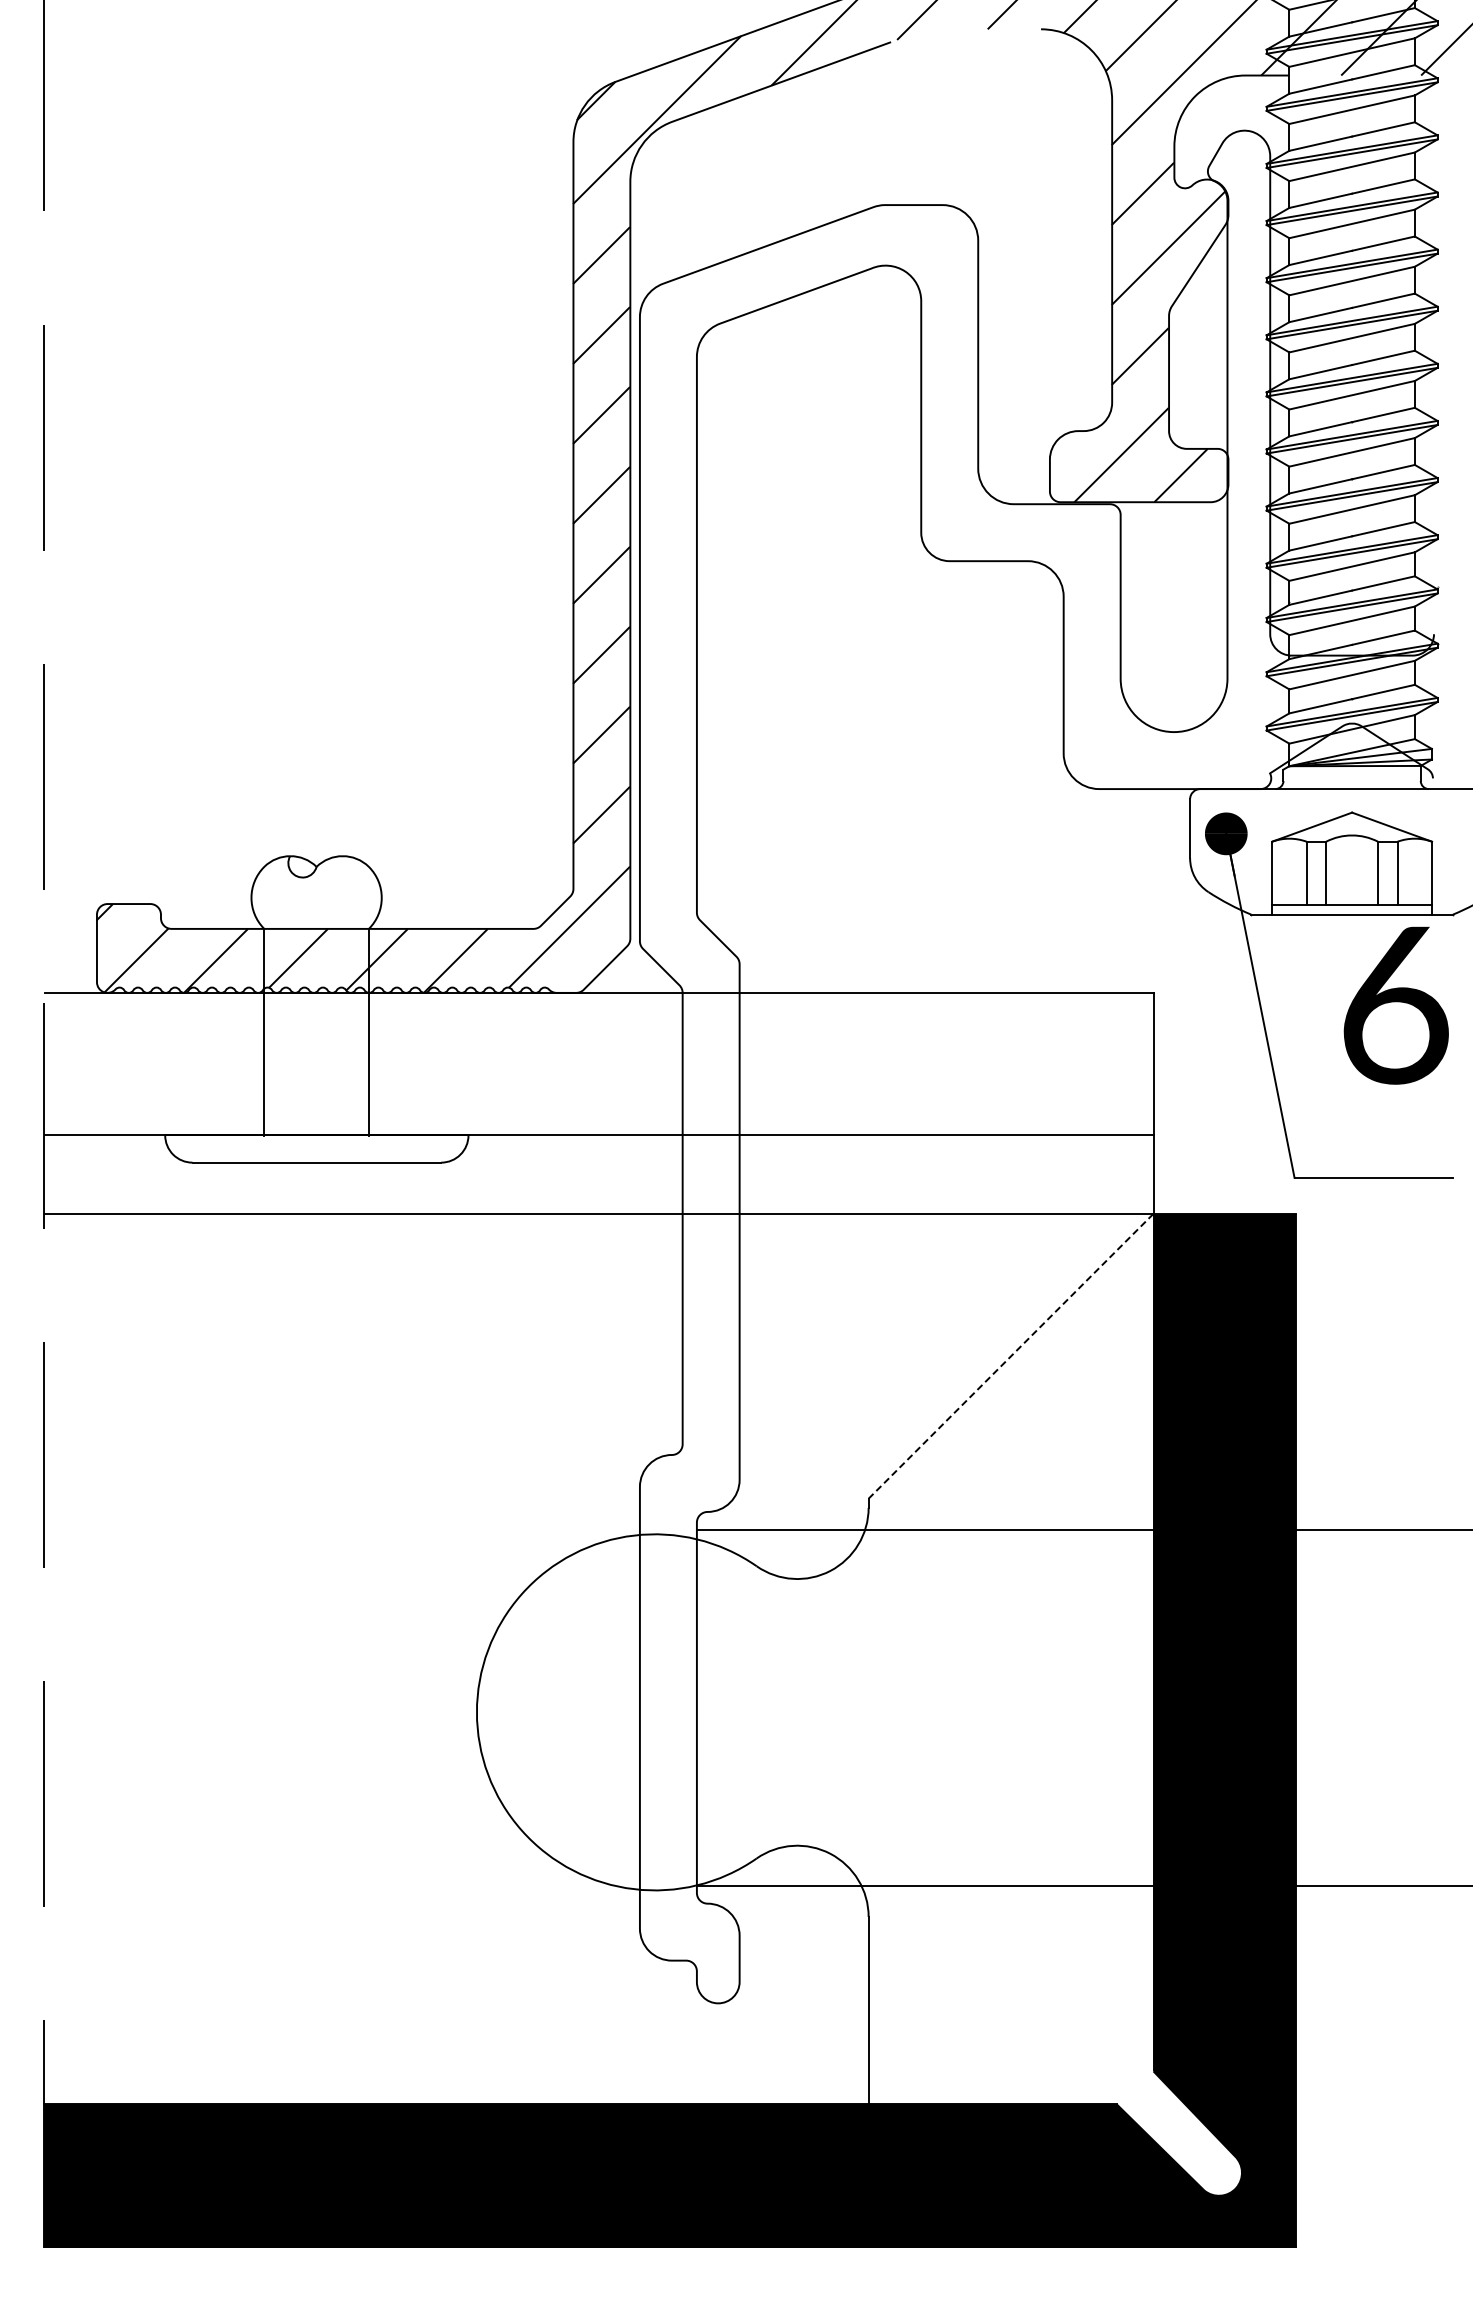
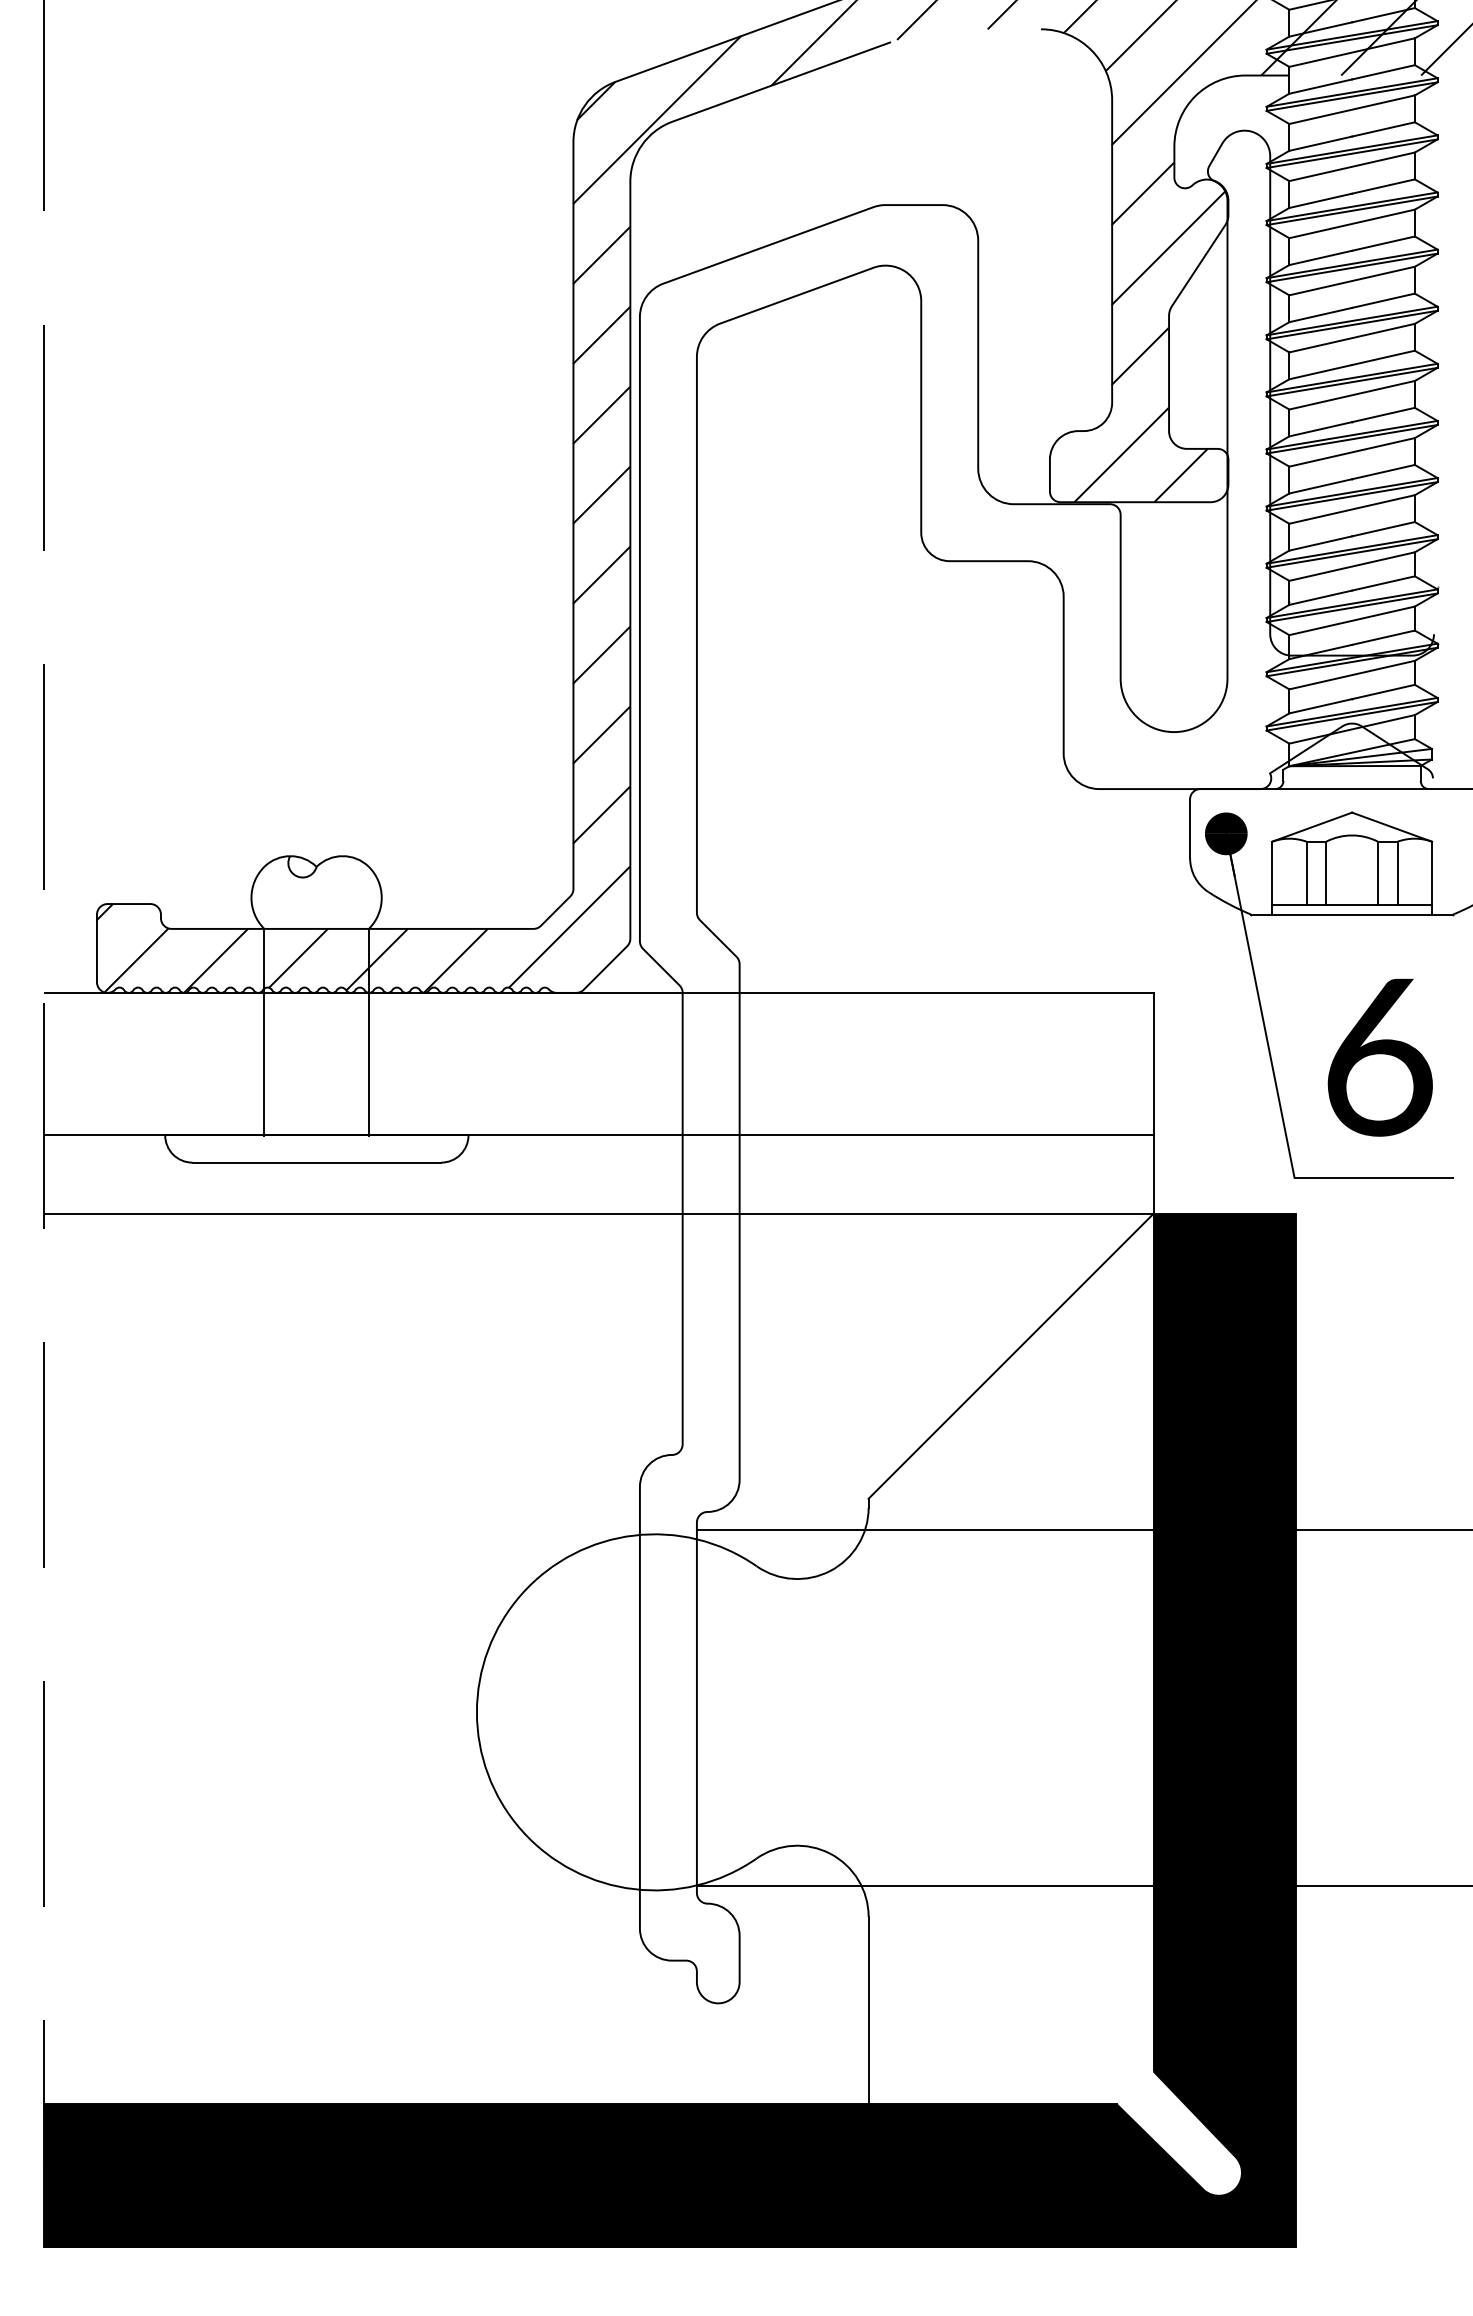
text position: (1395, 1005) -> (1379, 1057) (1379, 1057)
line: dashed -> solid (1010, 1356)
